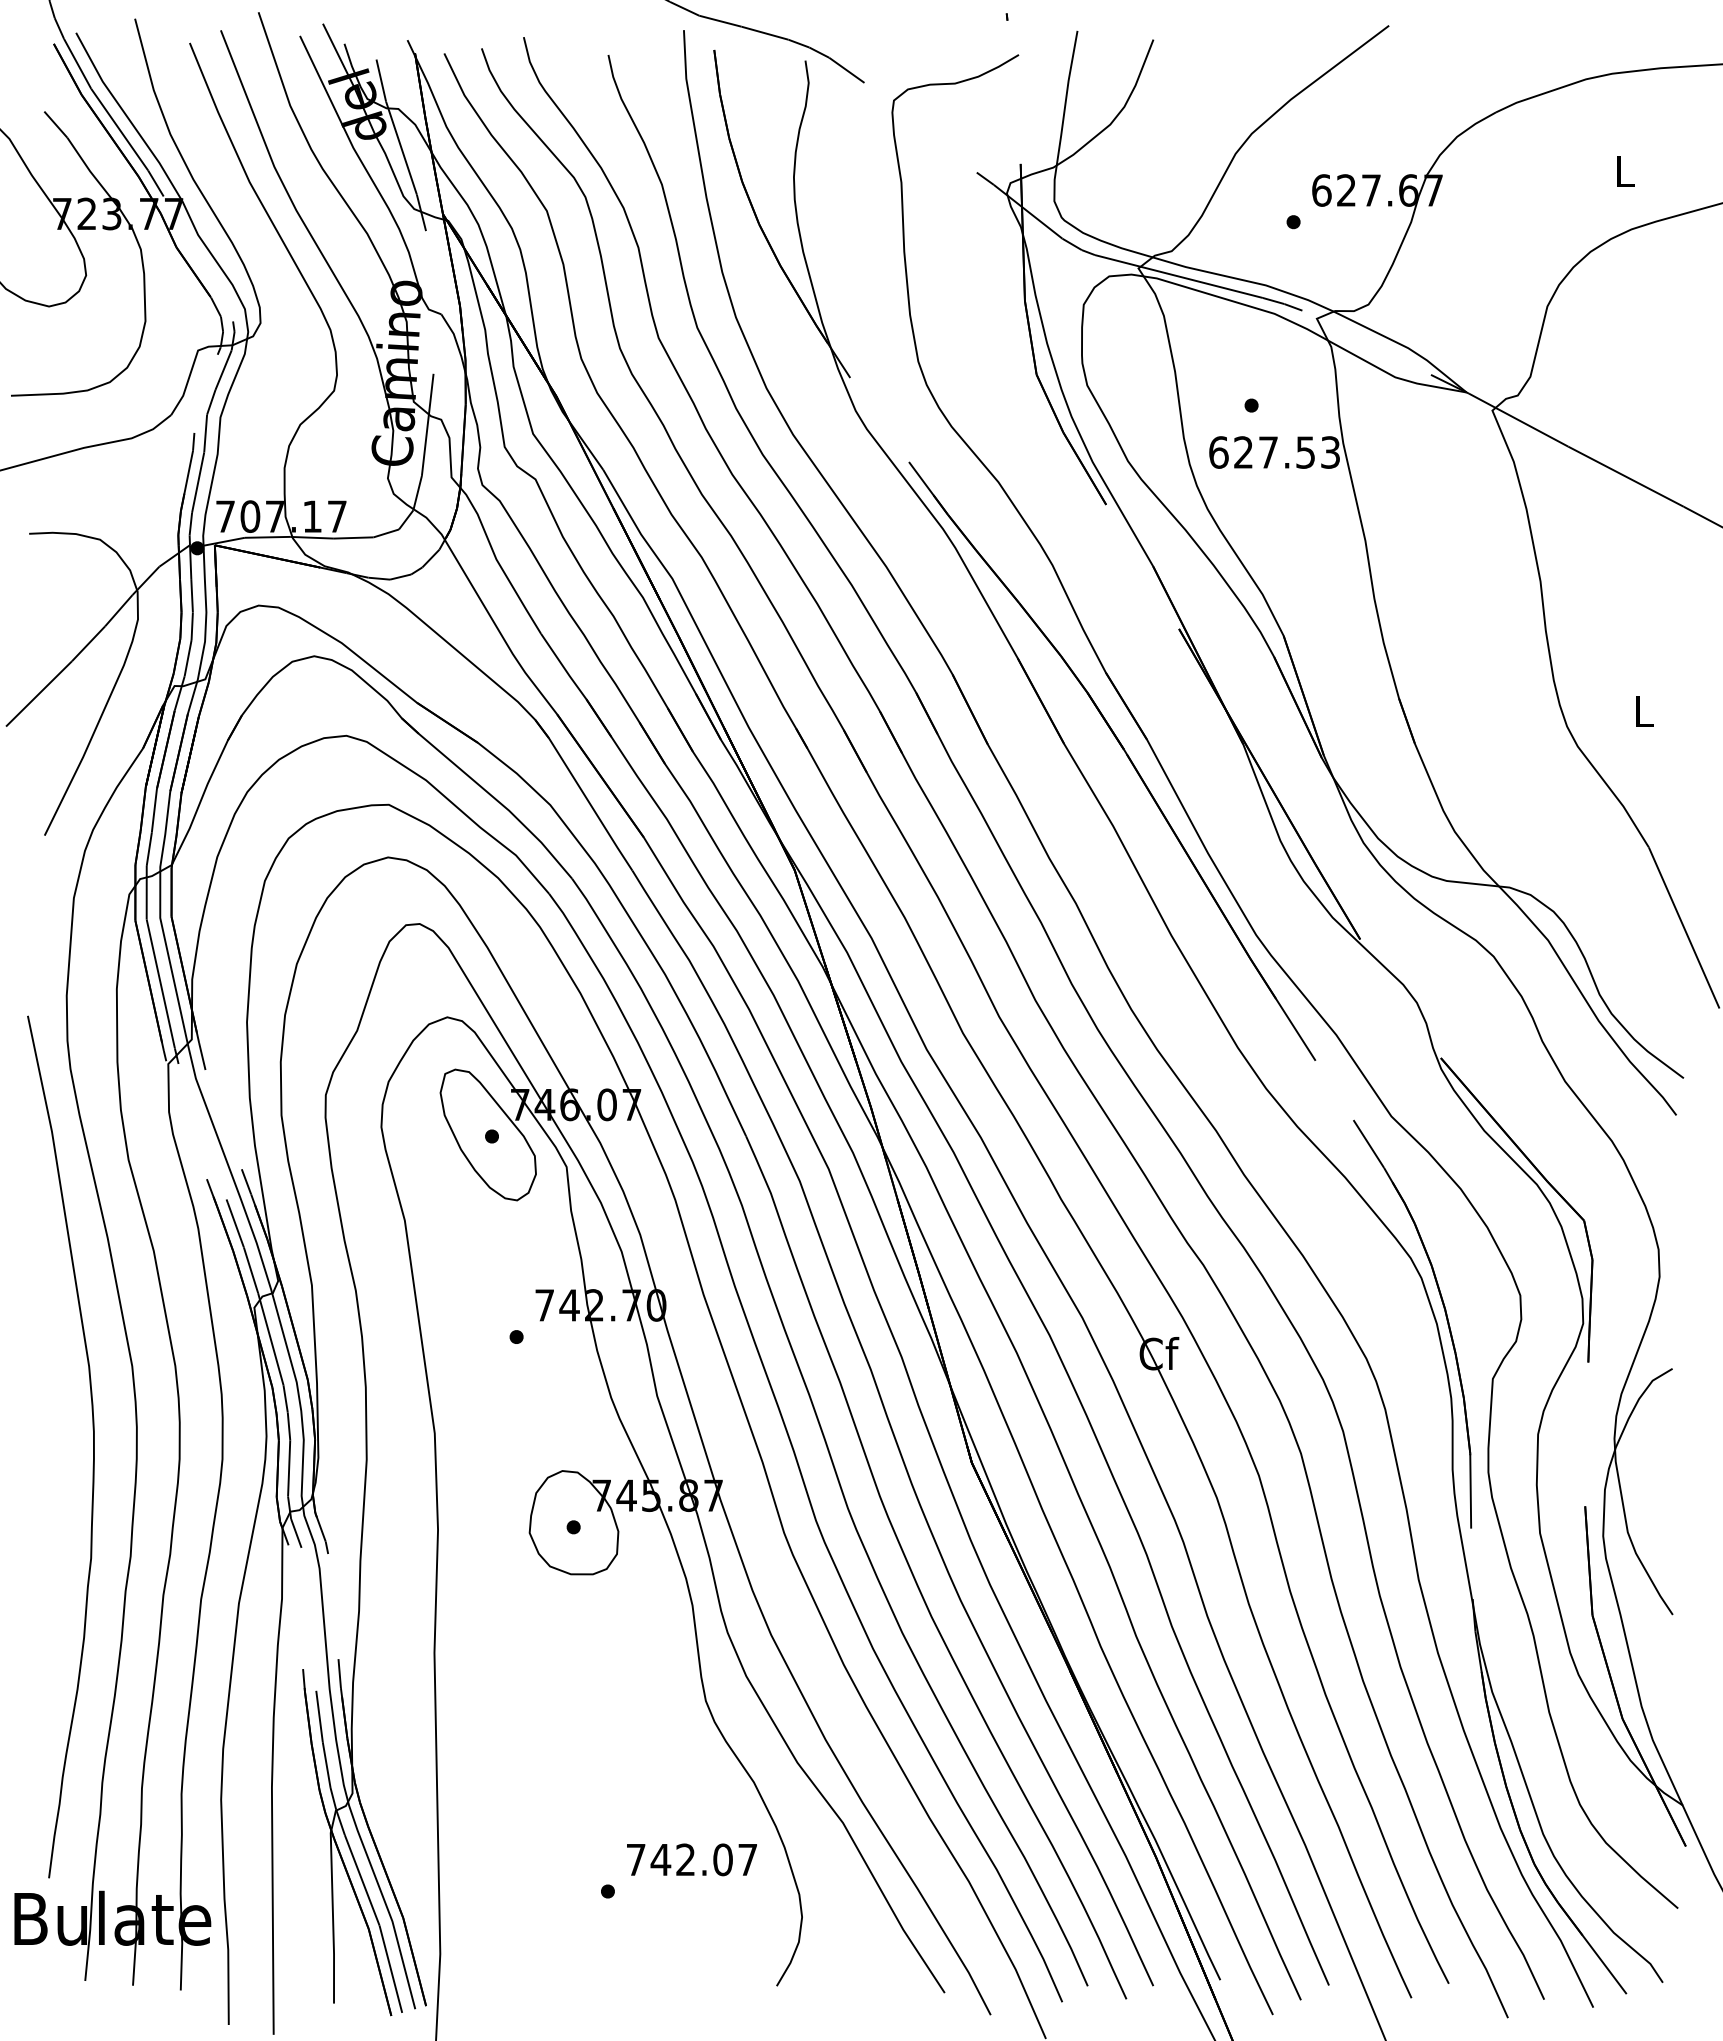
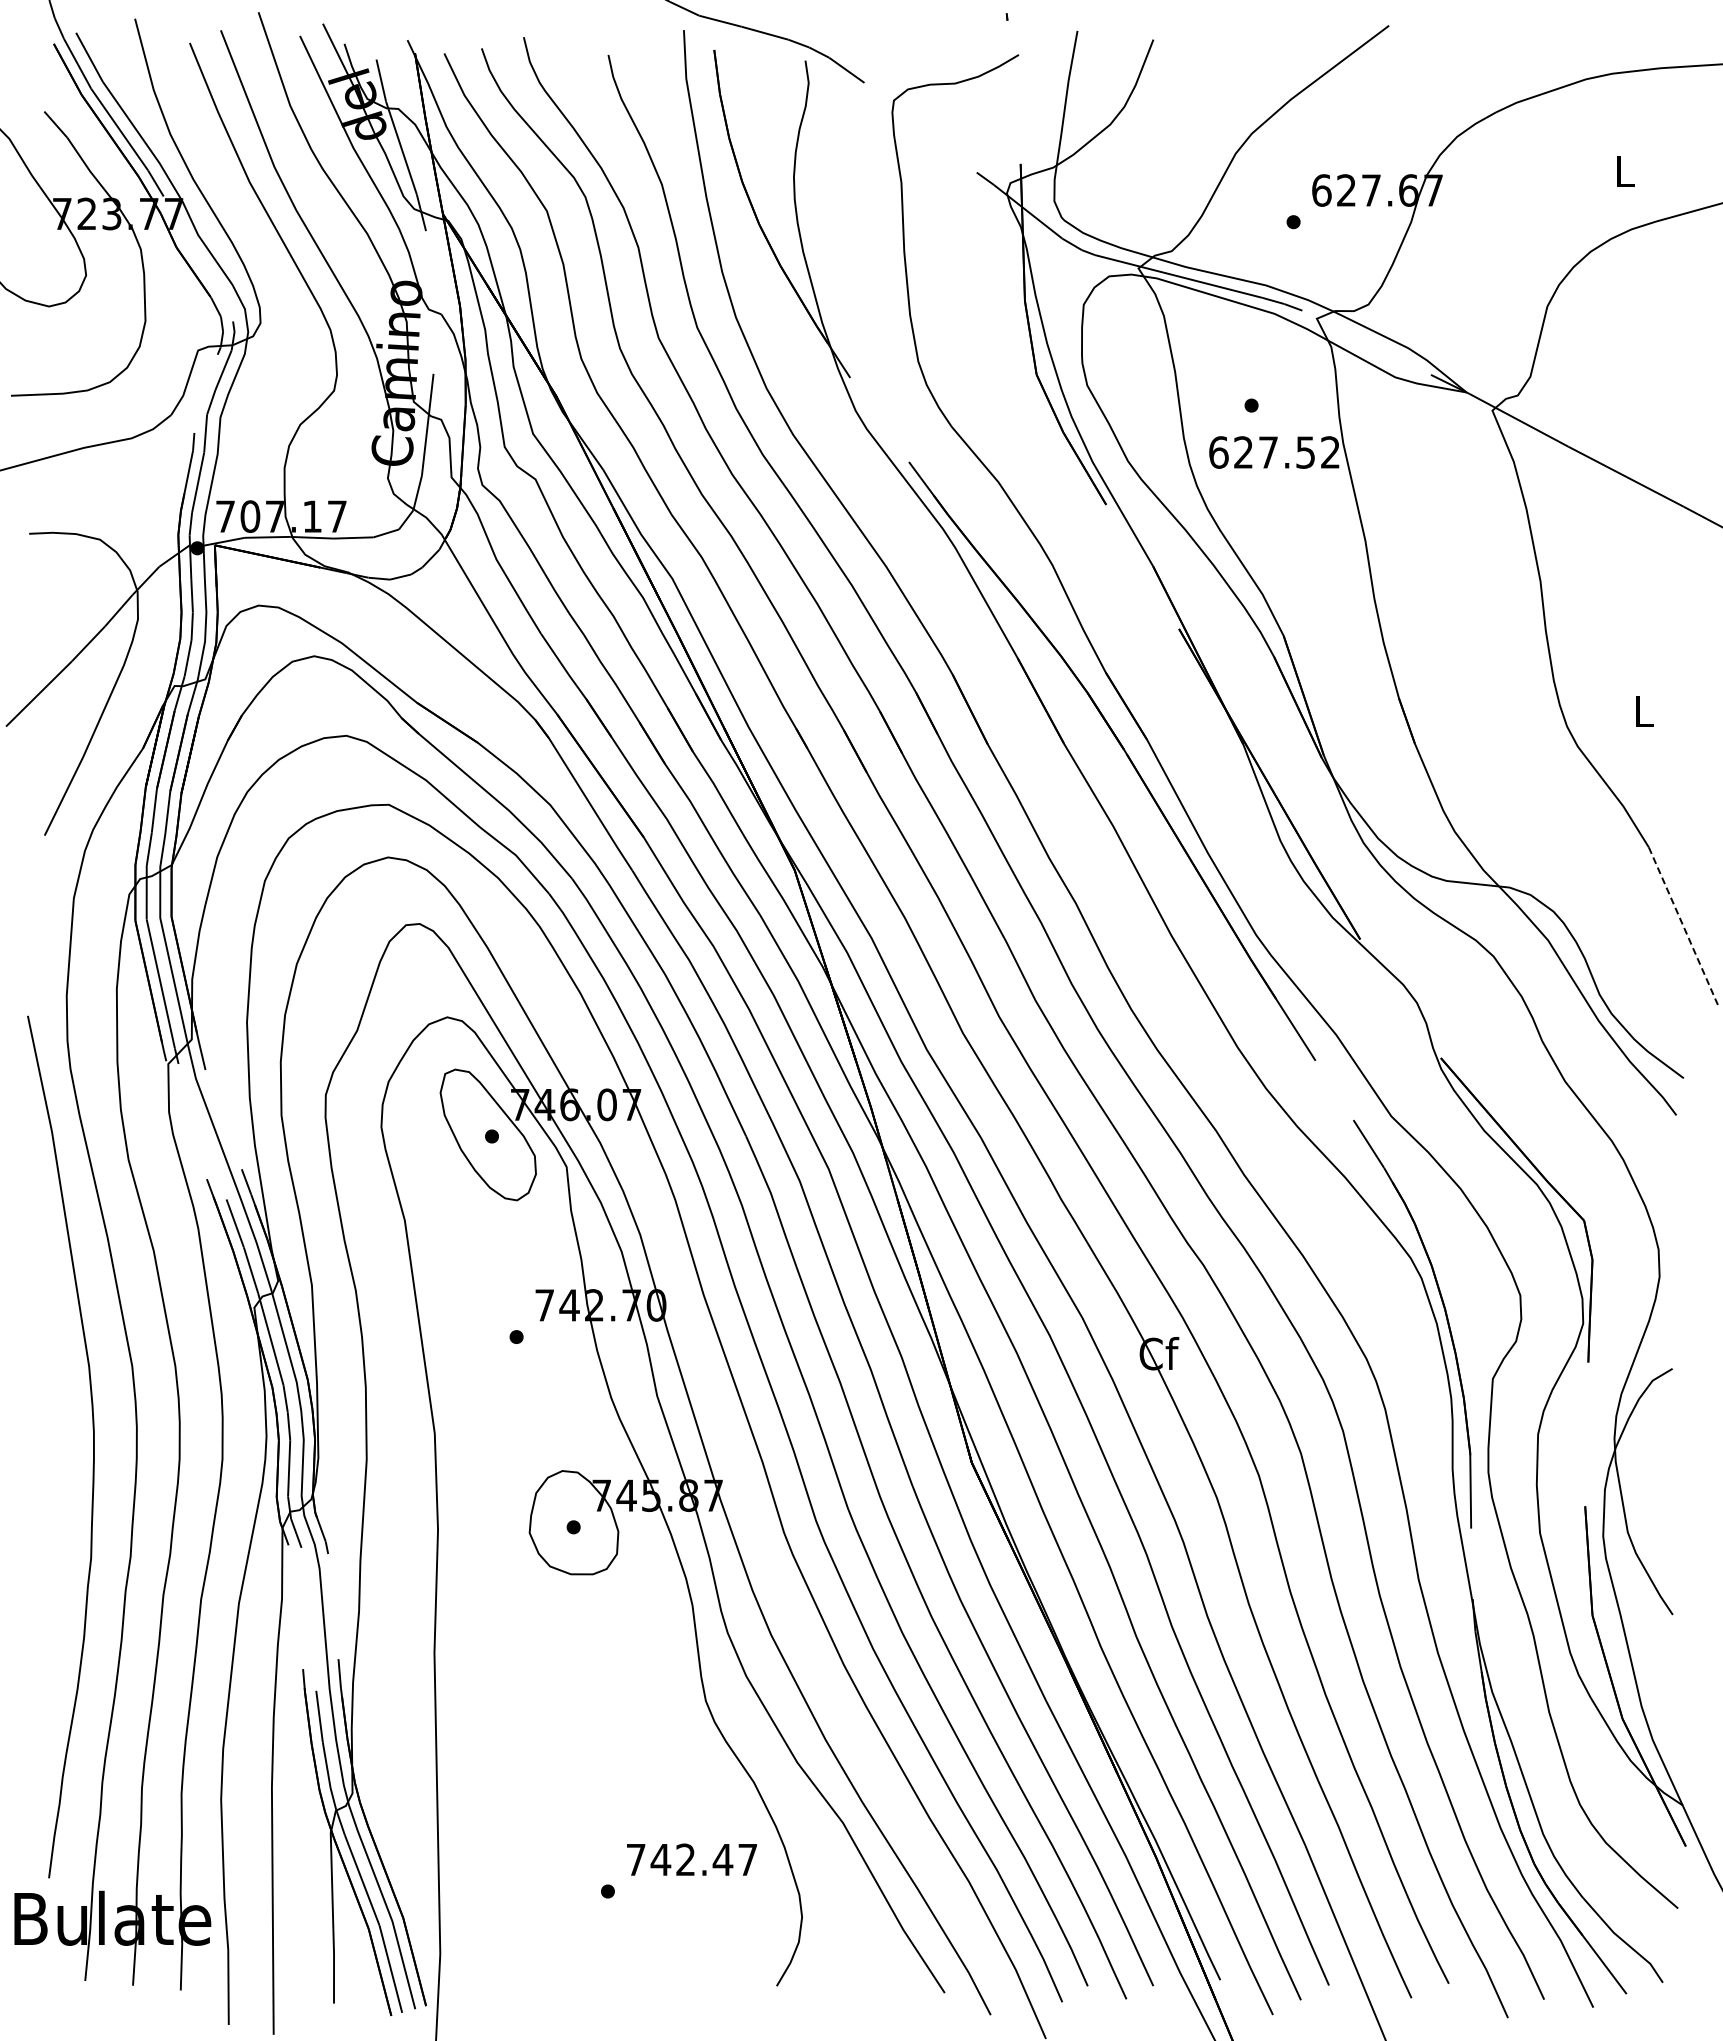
text: 627.53 -> 627.52 (1330, 452)
line: solid -> dashed (1684, 927)
text: 742.07 -> 742.47 (722, 1859)
